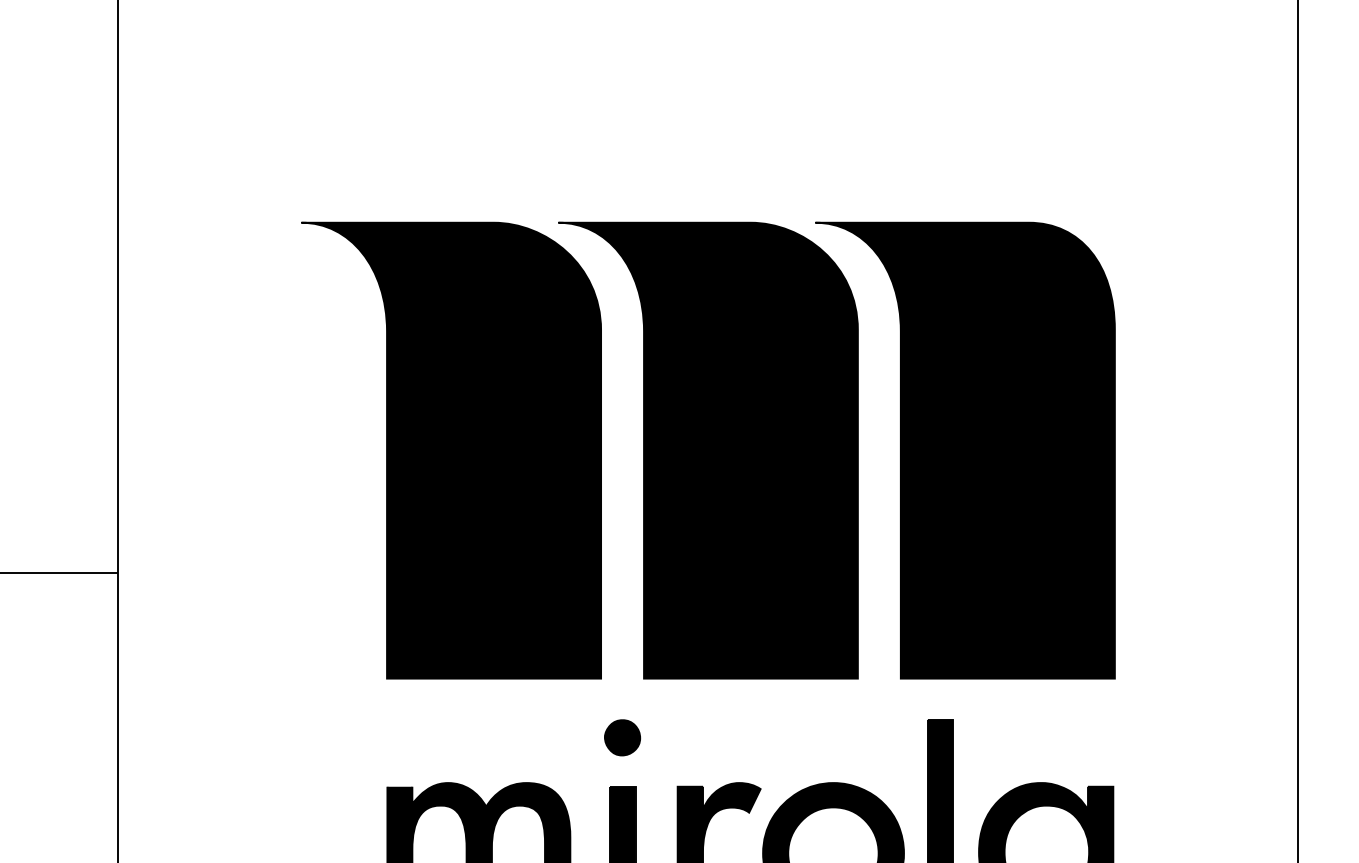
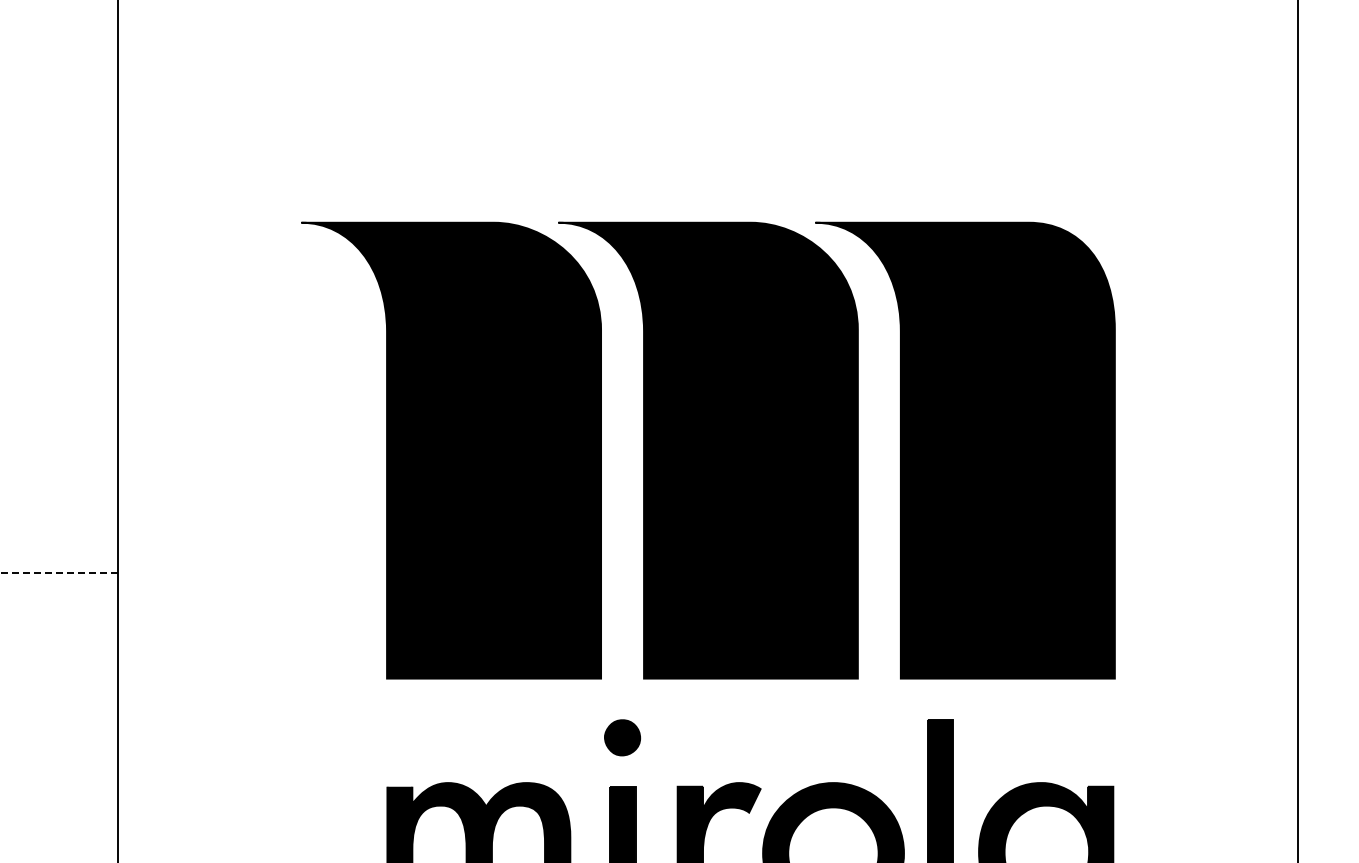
line: solid -> dashed (59, 573)
